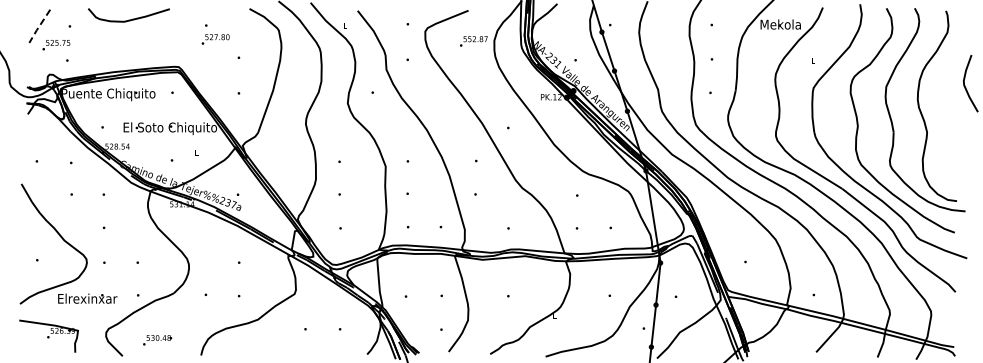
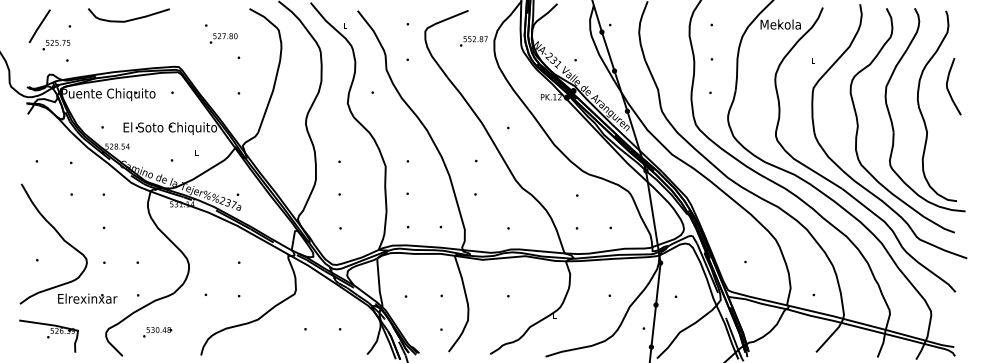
line: dashed -> solid (38, 27)
text position: (215, 39) -> (223, 38) (223, 38)
curve position: (965, 85) -> (948, 88) (948, 88)
text position: (157, 340) -> (157, 332) (157, 332)
